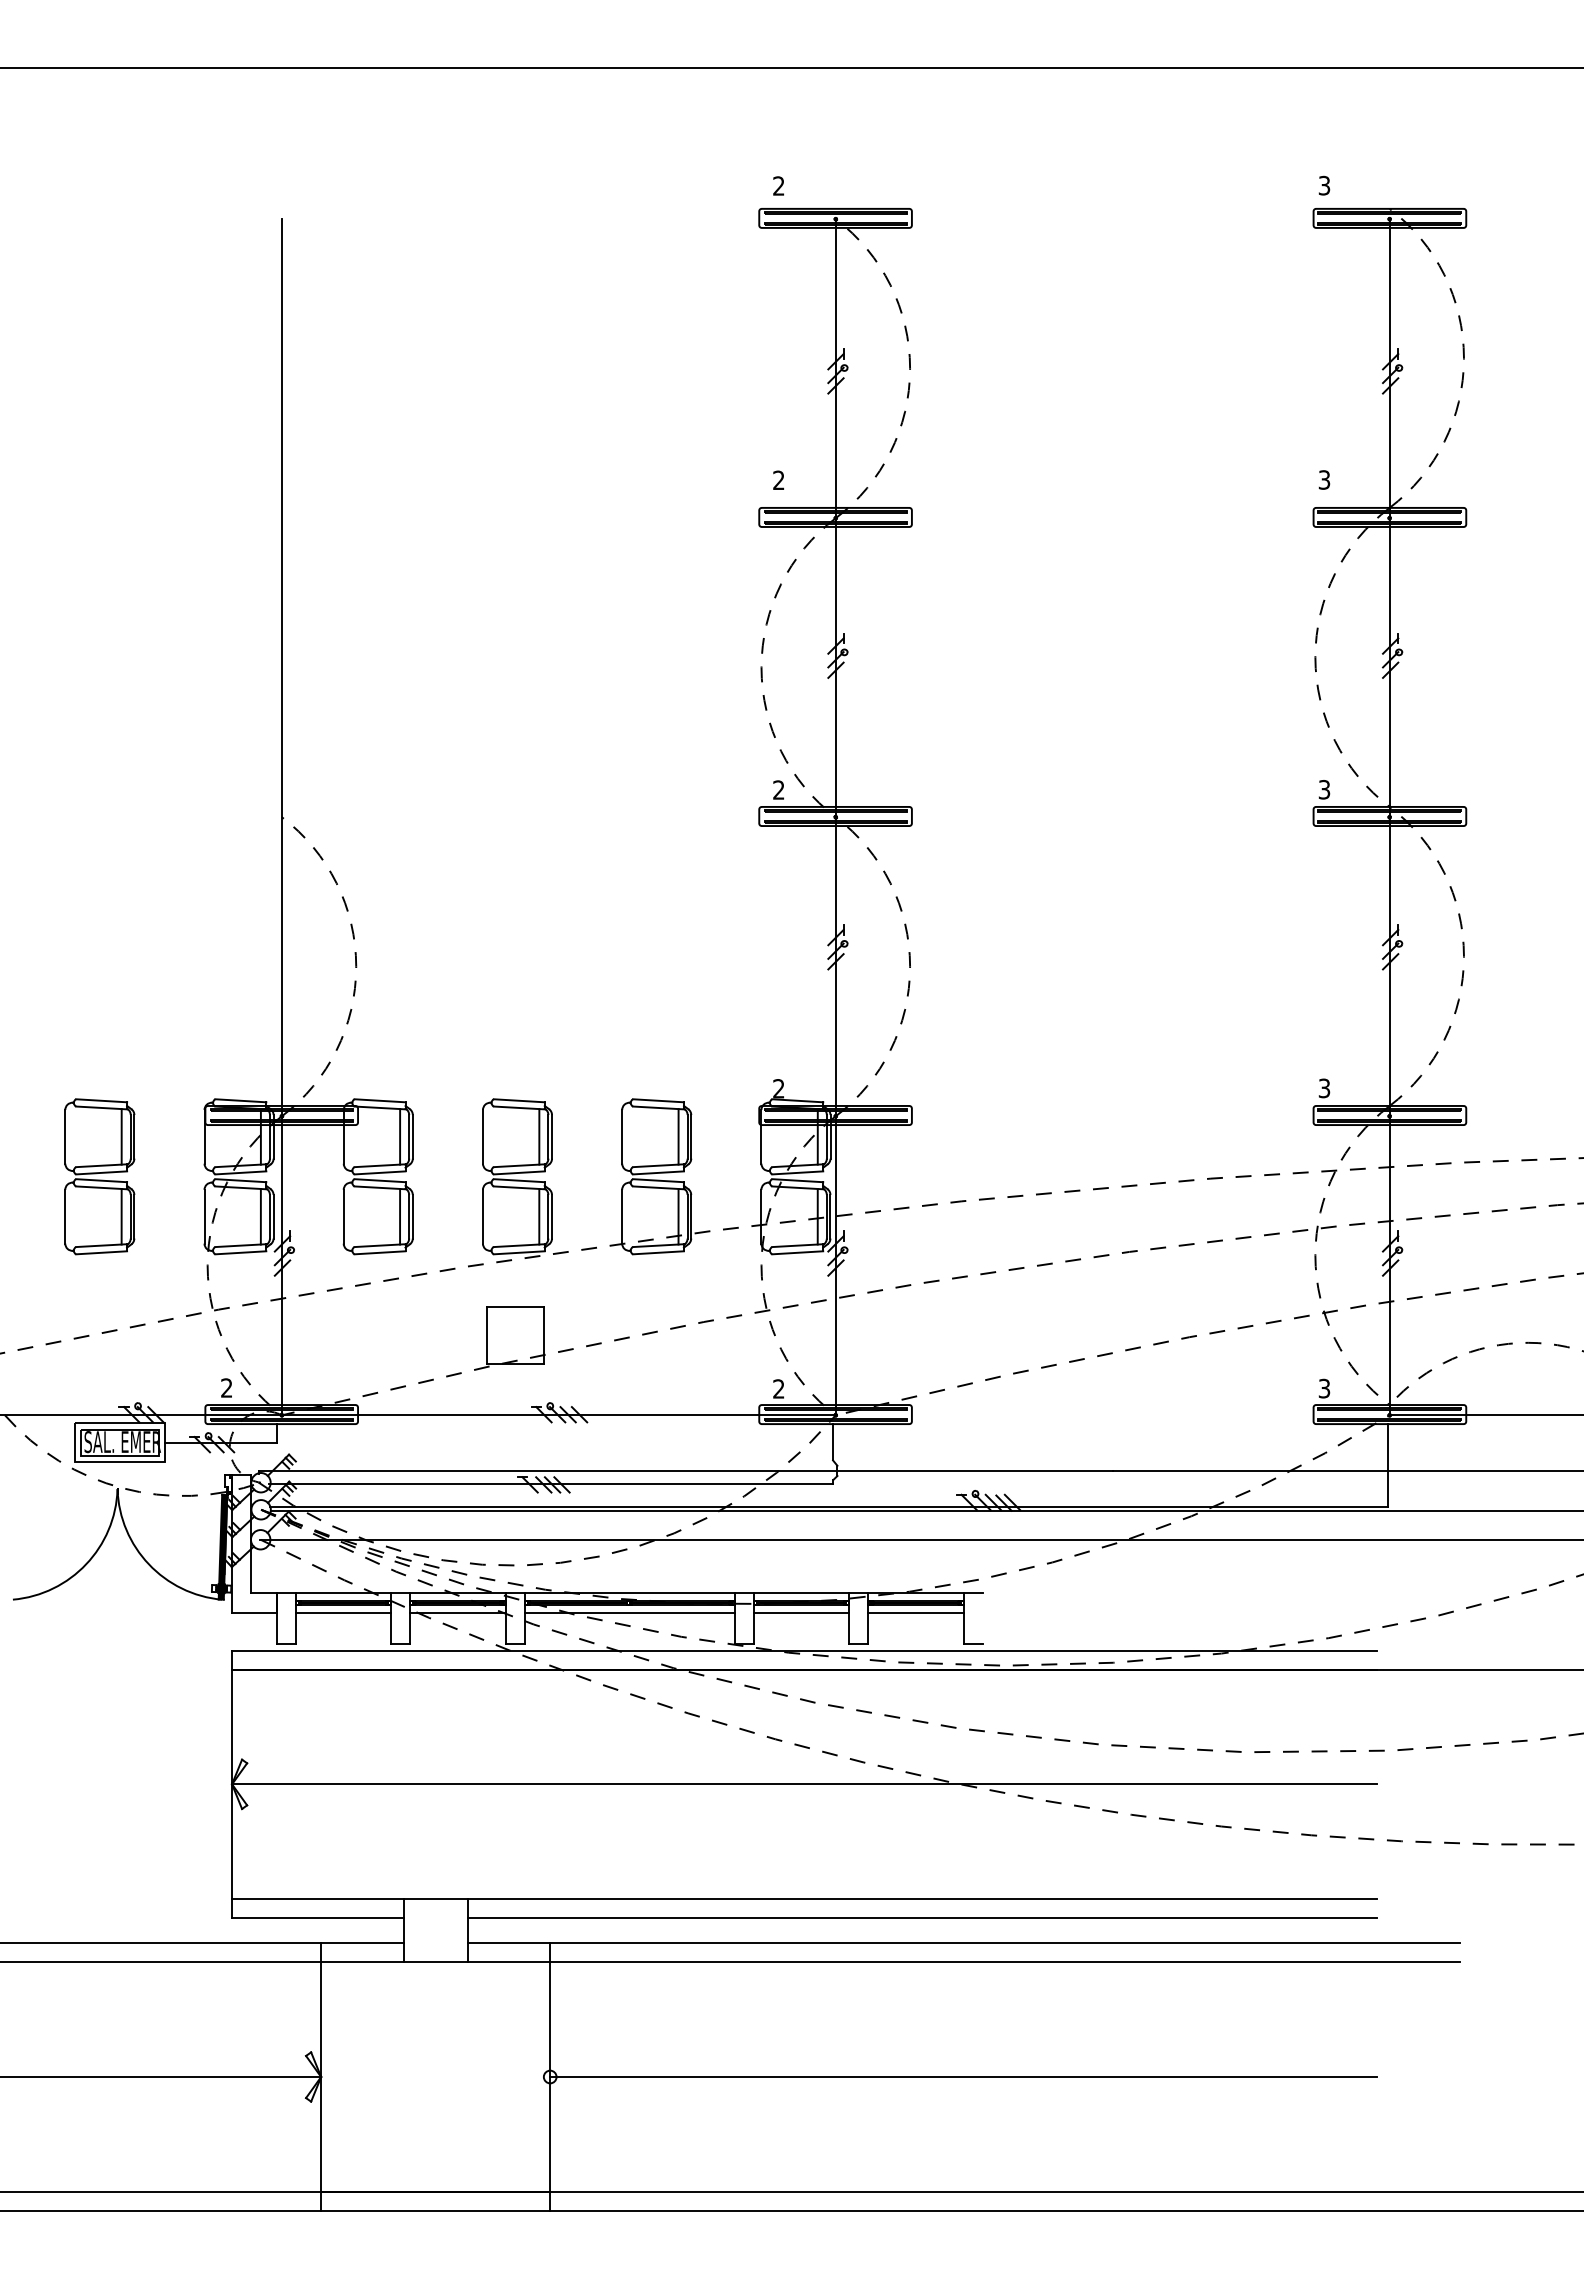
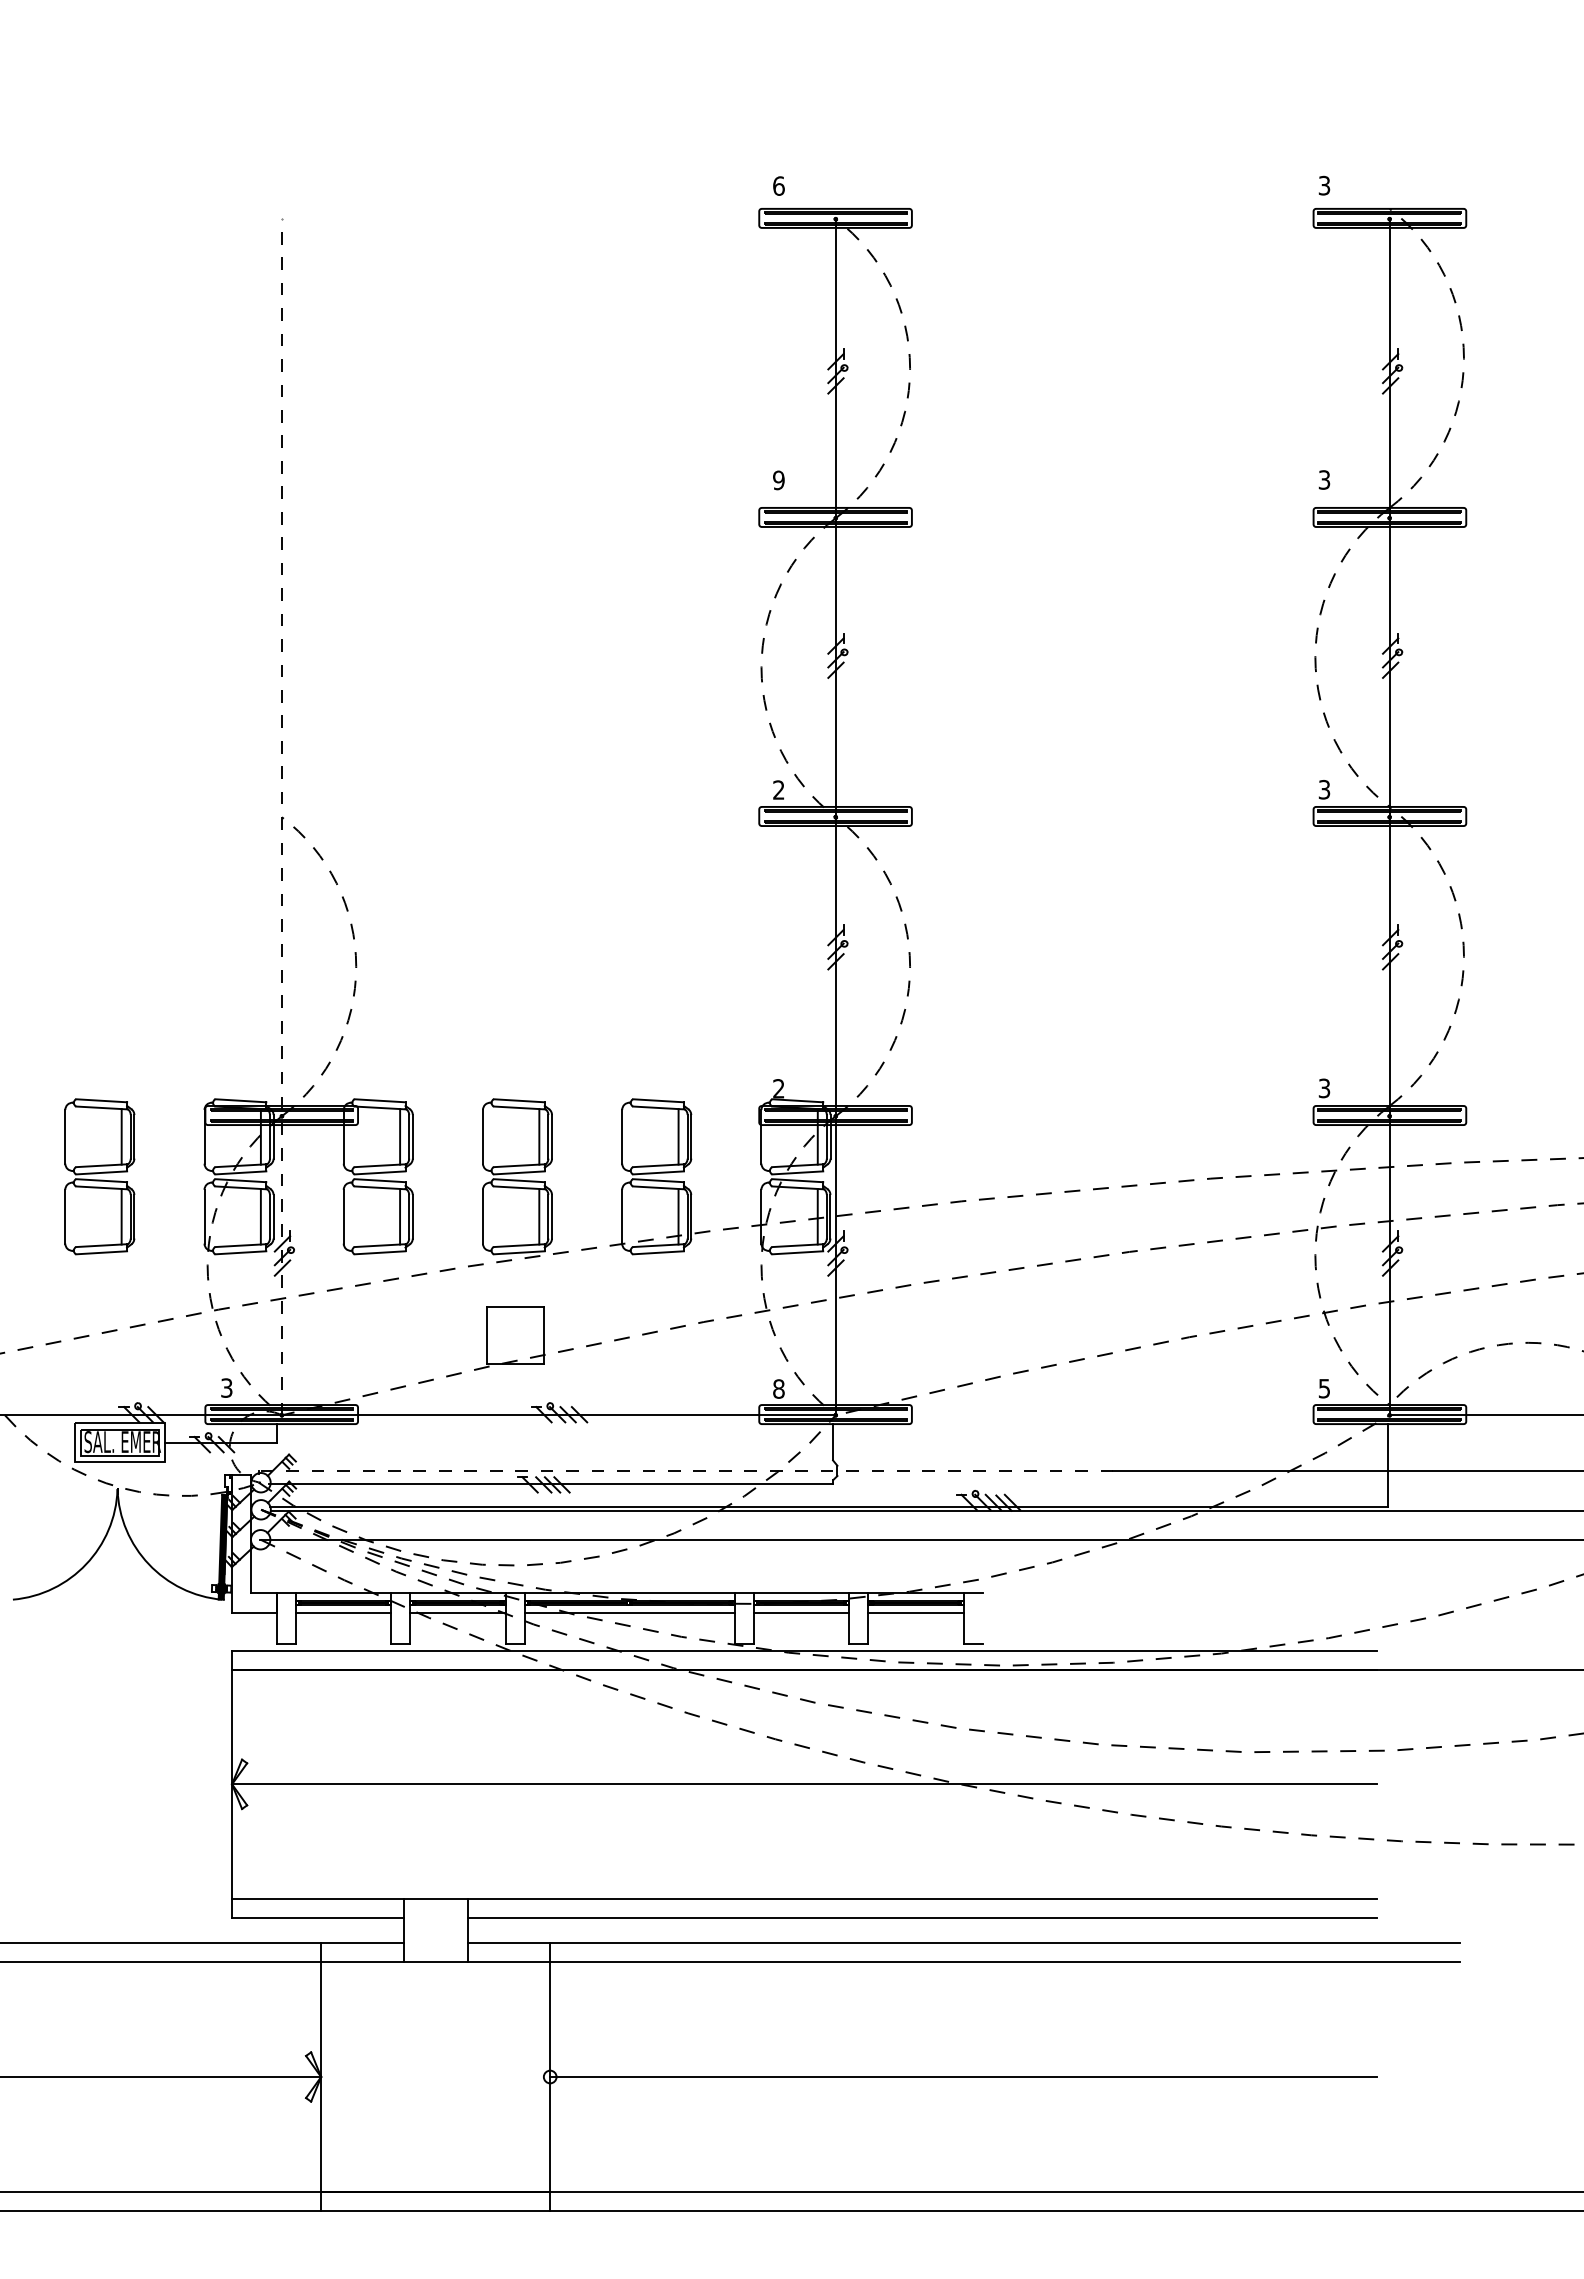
line: present -> none (791, 68)
text: 2 -> 6 (778, 185)
text: 2 -> 9 (778, 480)
line: solid -> dashed (281, 816)
text: 2 -> 3 (226, 1387)
text: 3 -> 5 (1324, 1387)
text: 2 -> 8 (778, 1388)
line: solid -> dashed (685, 1470)
